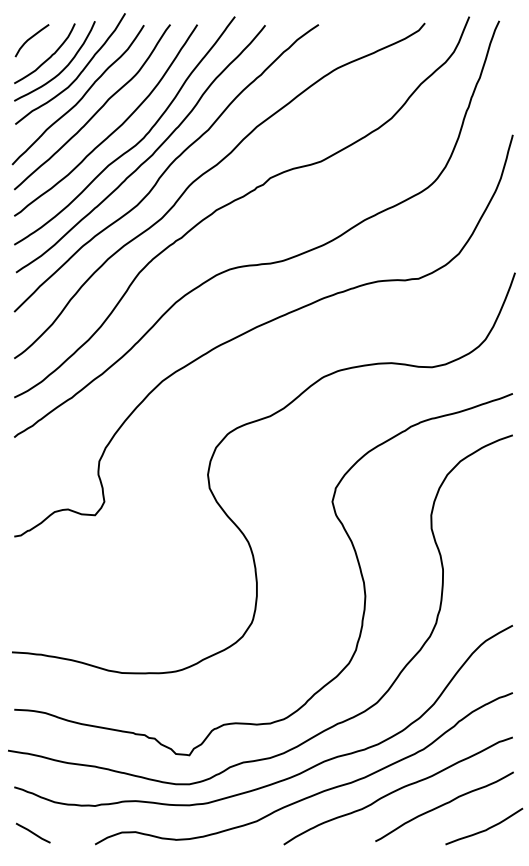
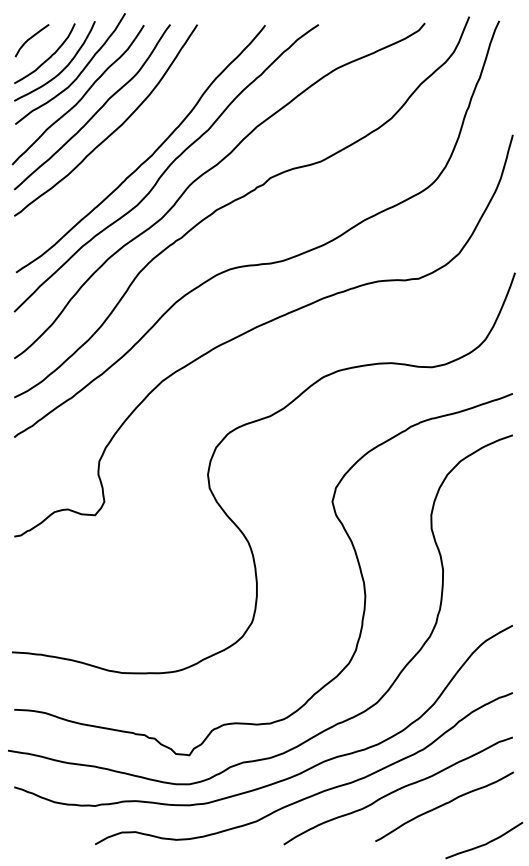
curve: present -> none (133, 145)
curve position: (486, 828) -> (486, 842) (486, 842)
line: present -> none (32, 832)
